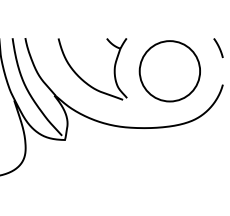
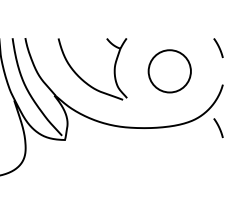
circle size: 63x63 px -> 45x45 px (169, 71)
line: none -> present (218, 128)
